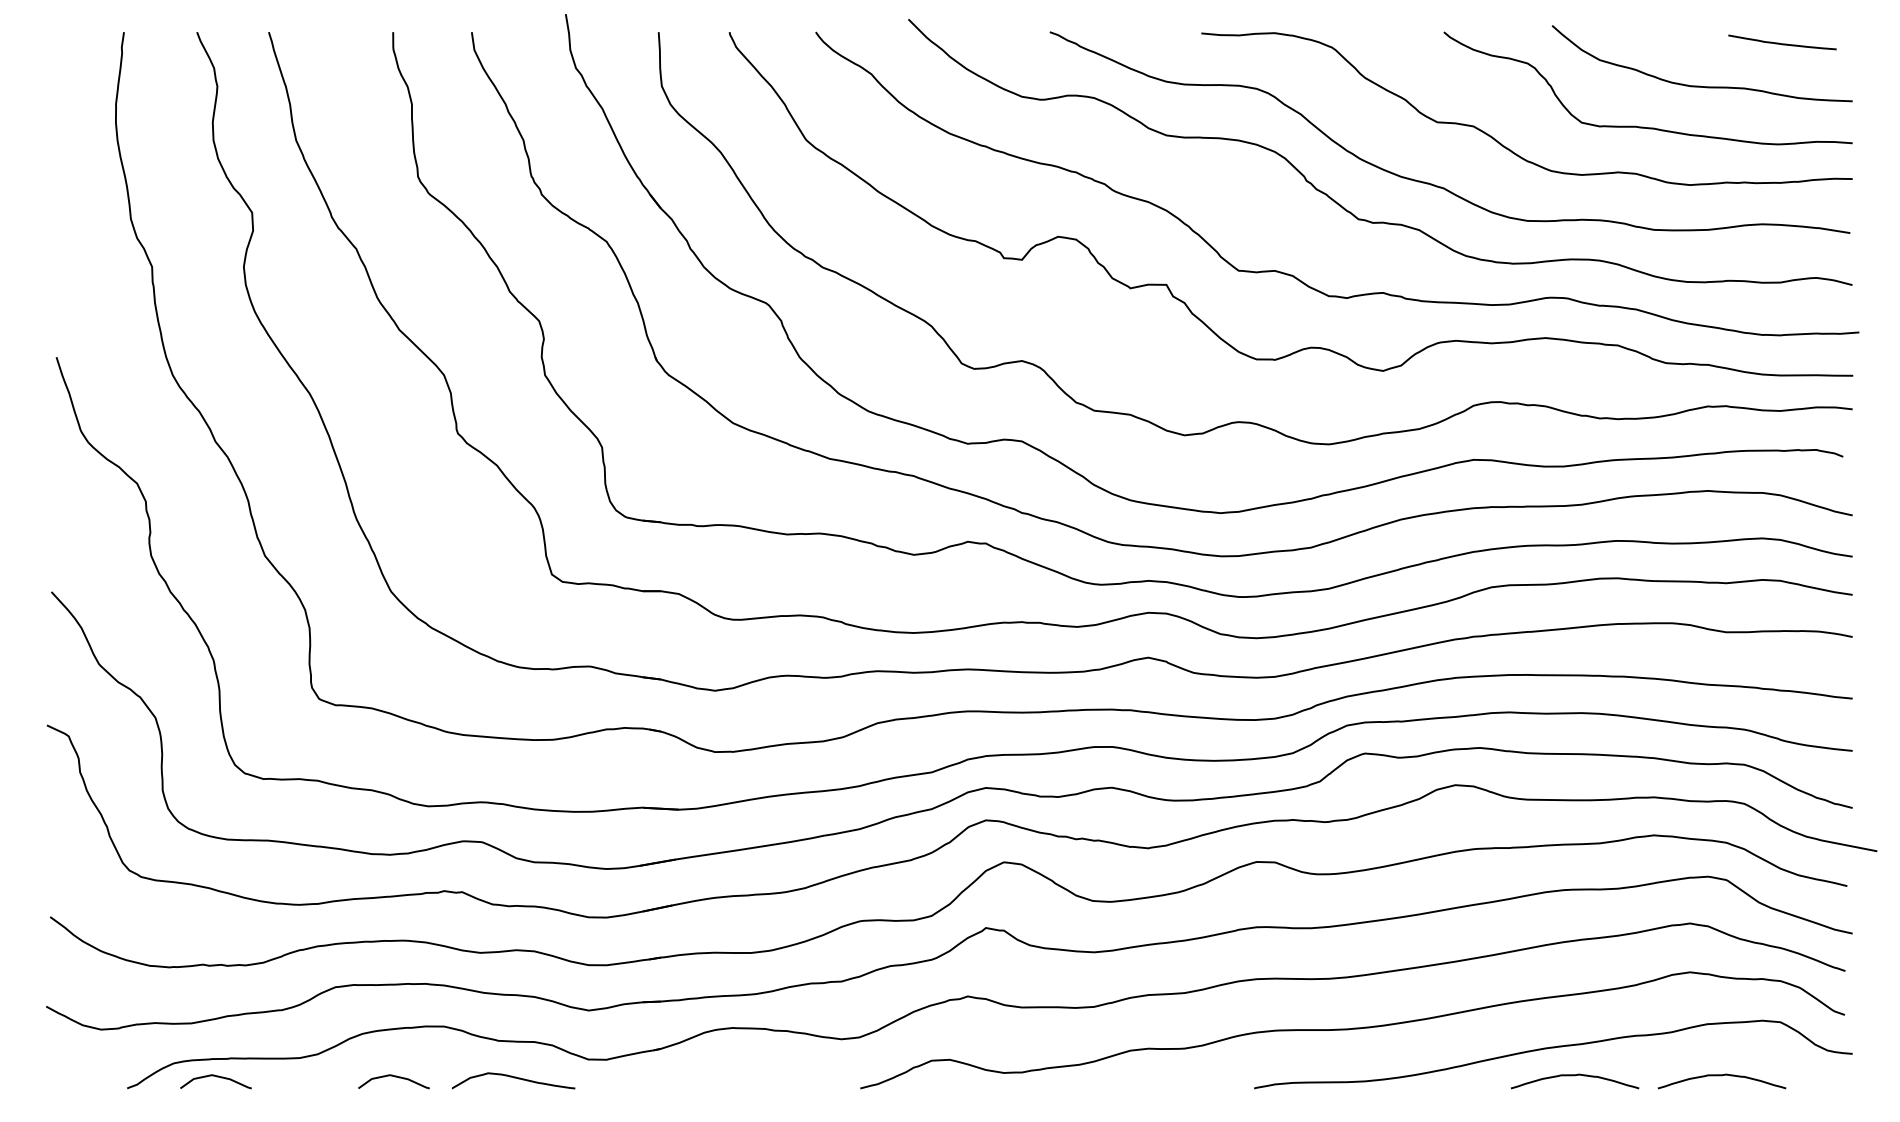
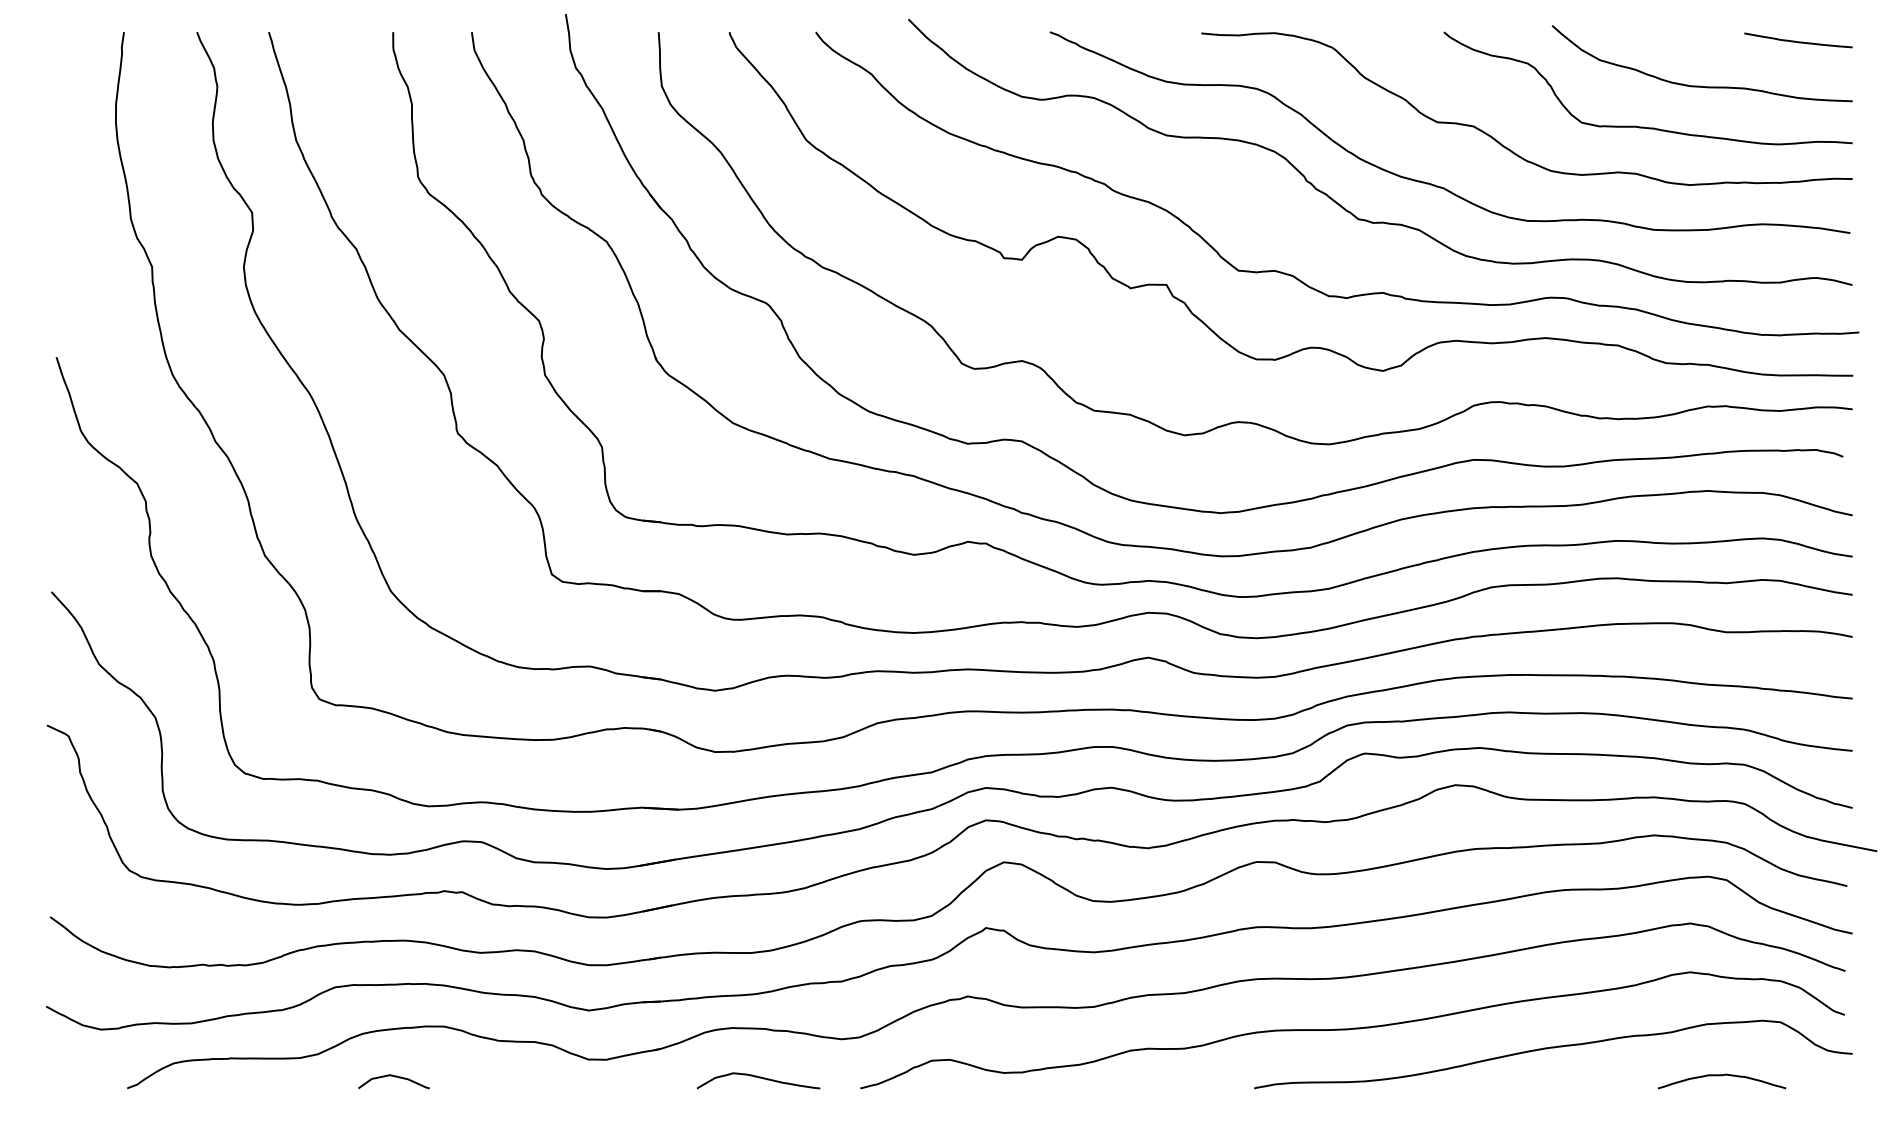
curve position: (1782, 43) -> (1798, 41) (1798, 41)
curve: present -> none (1574, 1076)
curve: present -> none (216, 1077)
curve position: (514, 1078) -> (759, 1078) (759, 1078)
